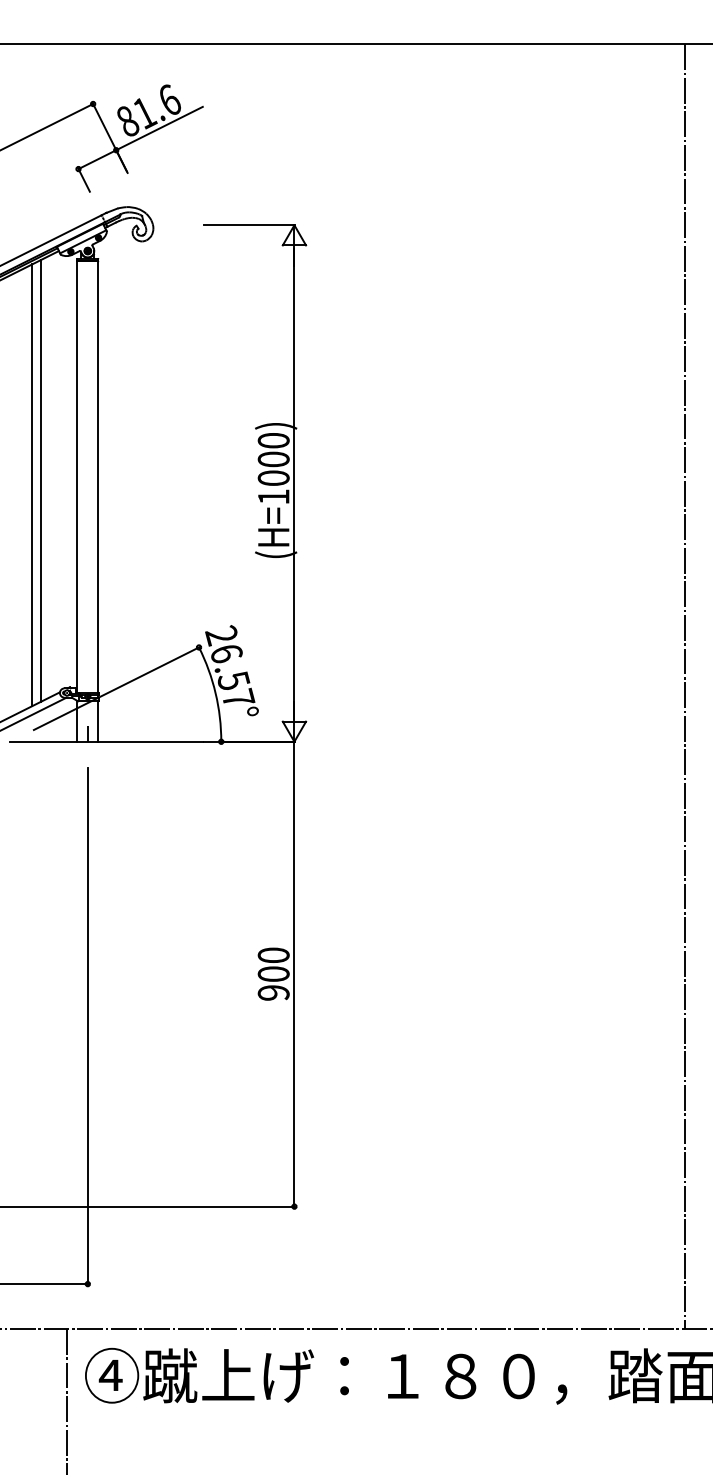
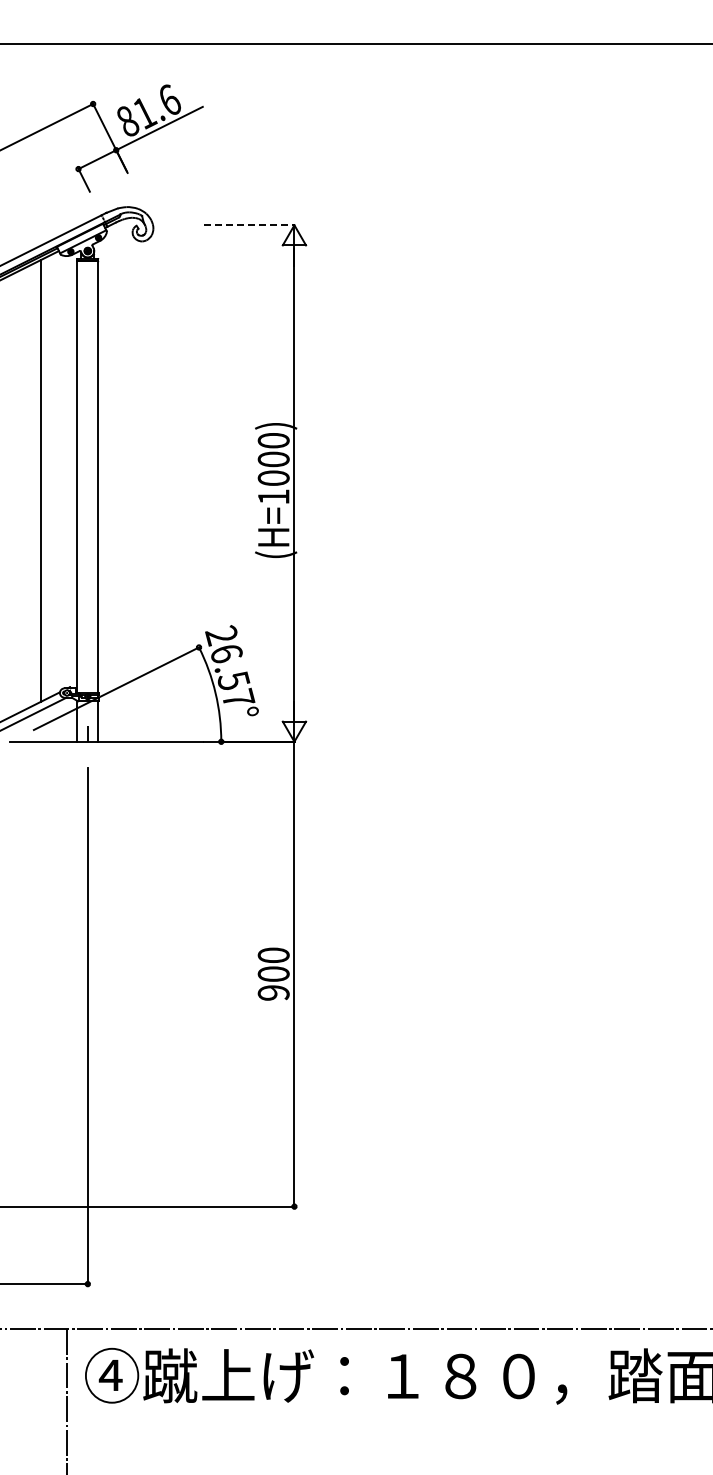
line: solid -> dashed (249, 225)
line: present -> none (32, 485)
line: present -> none (684, 686)
